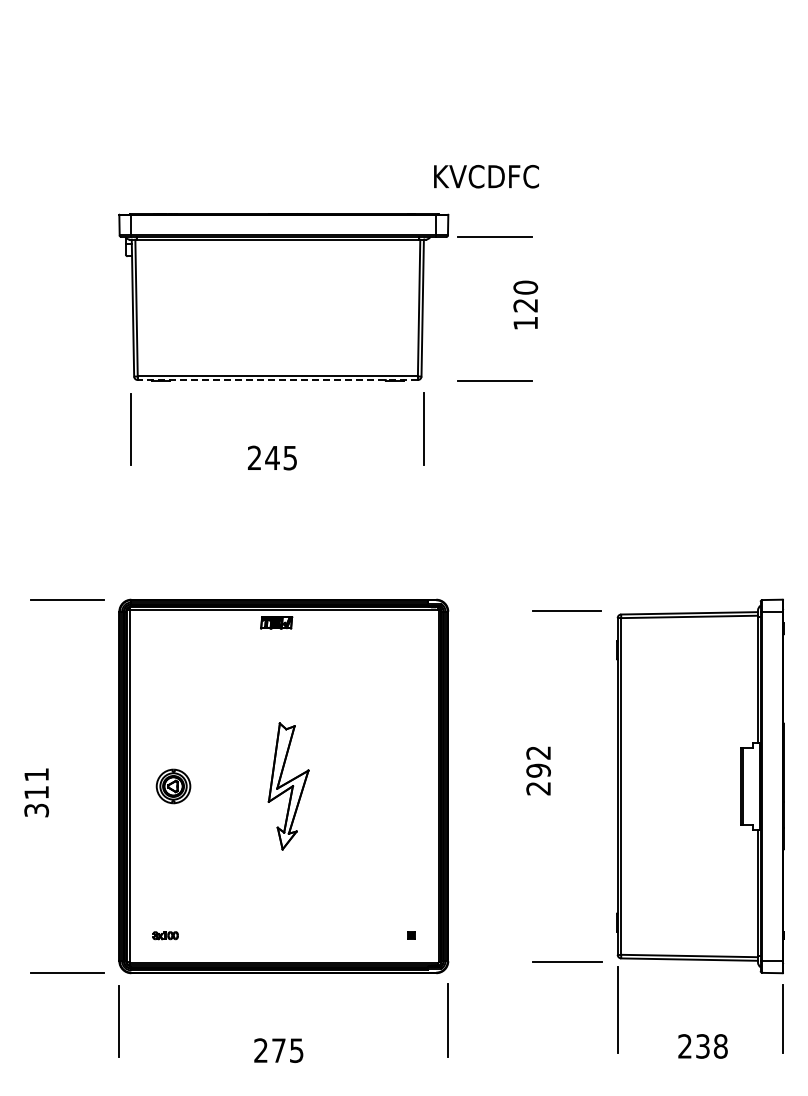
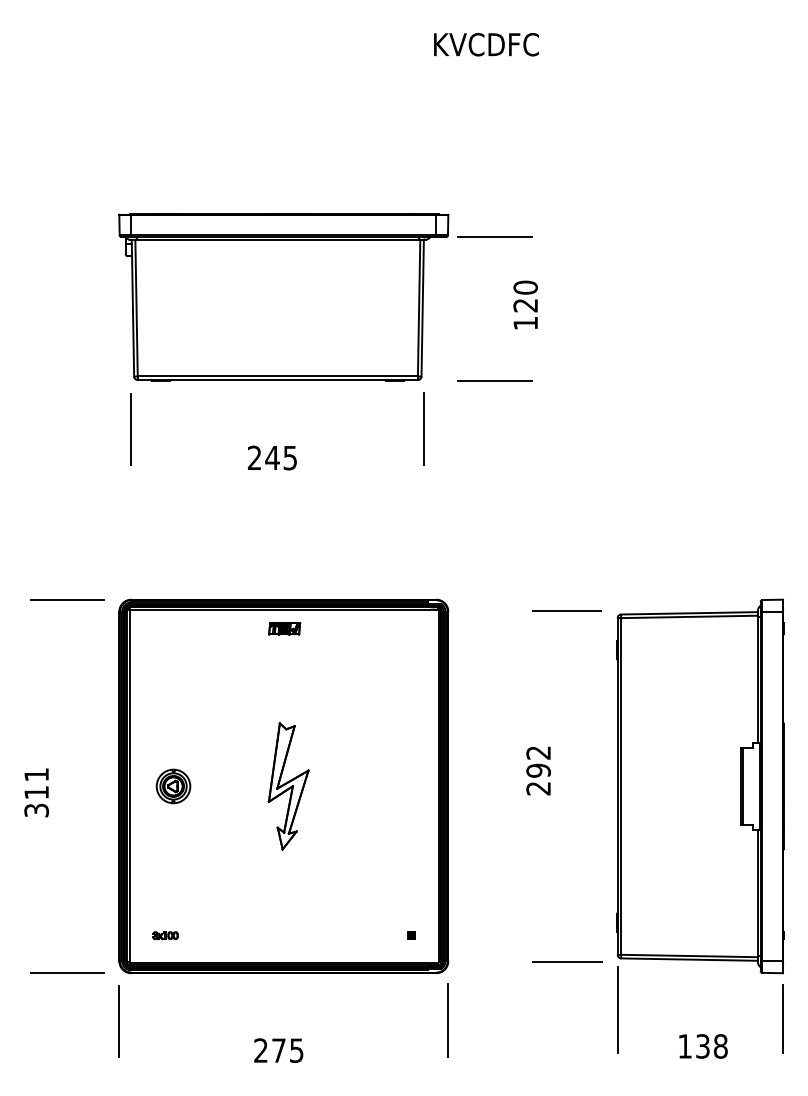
text position: (486, 176) -> (486, 44) (486, 44)
line: dashed -> solid (277, 380)
part position: (276, 622) -> (284, 628) (284, 628)
text: 238 -> 138 (684, 1046)
